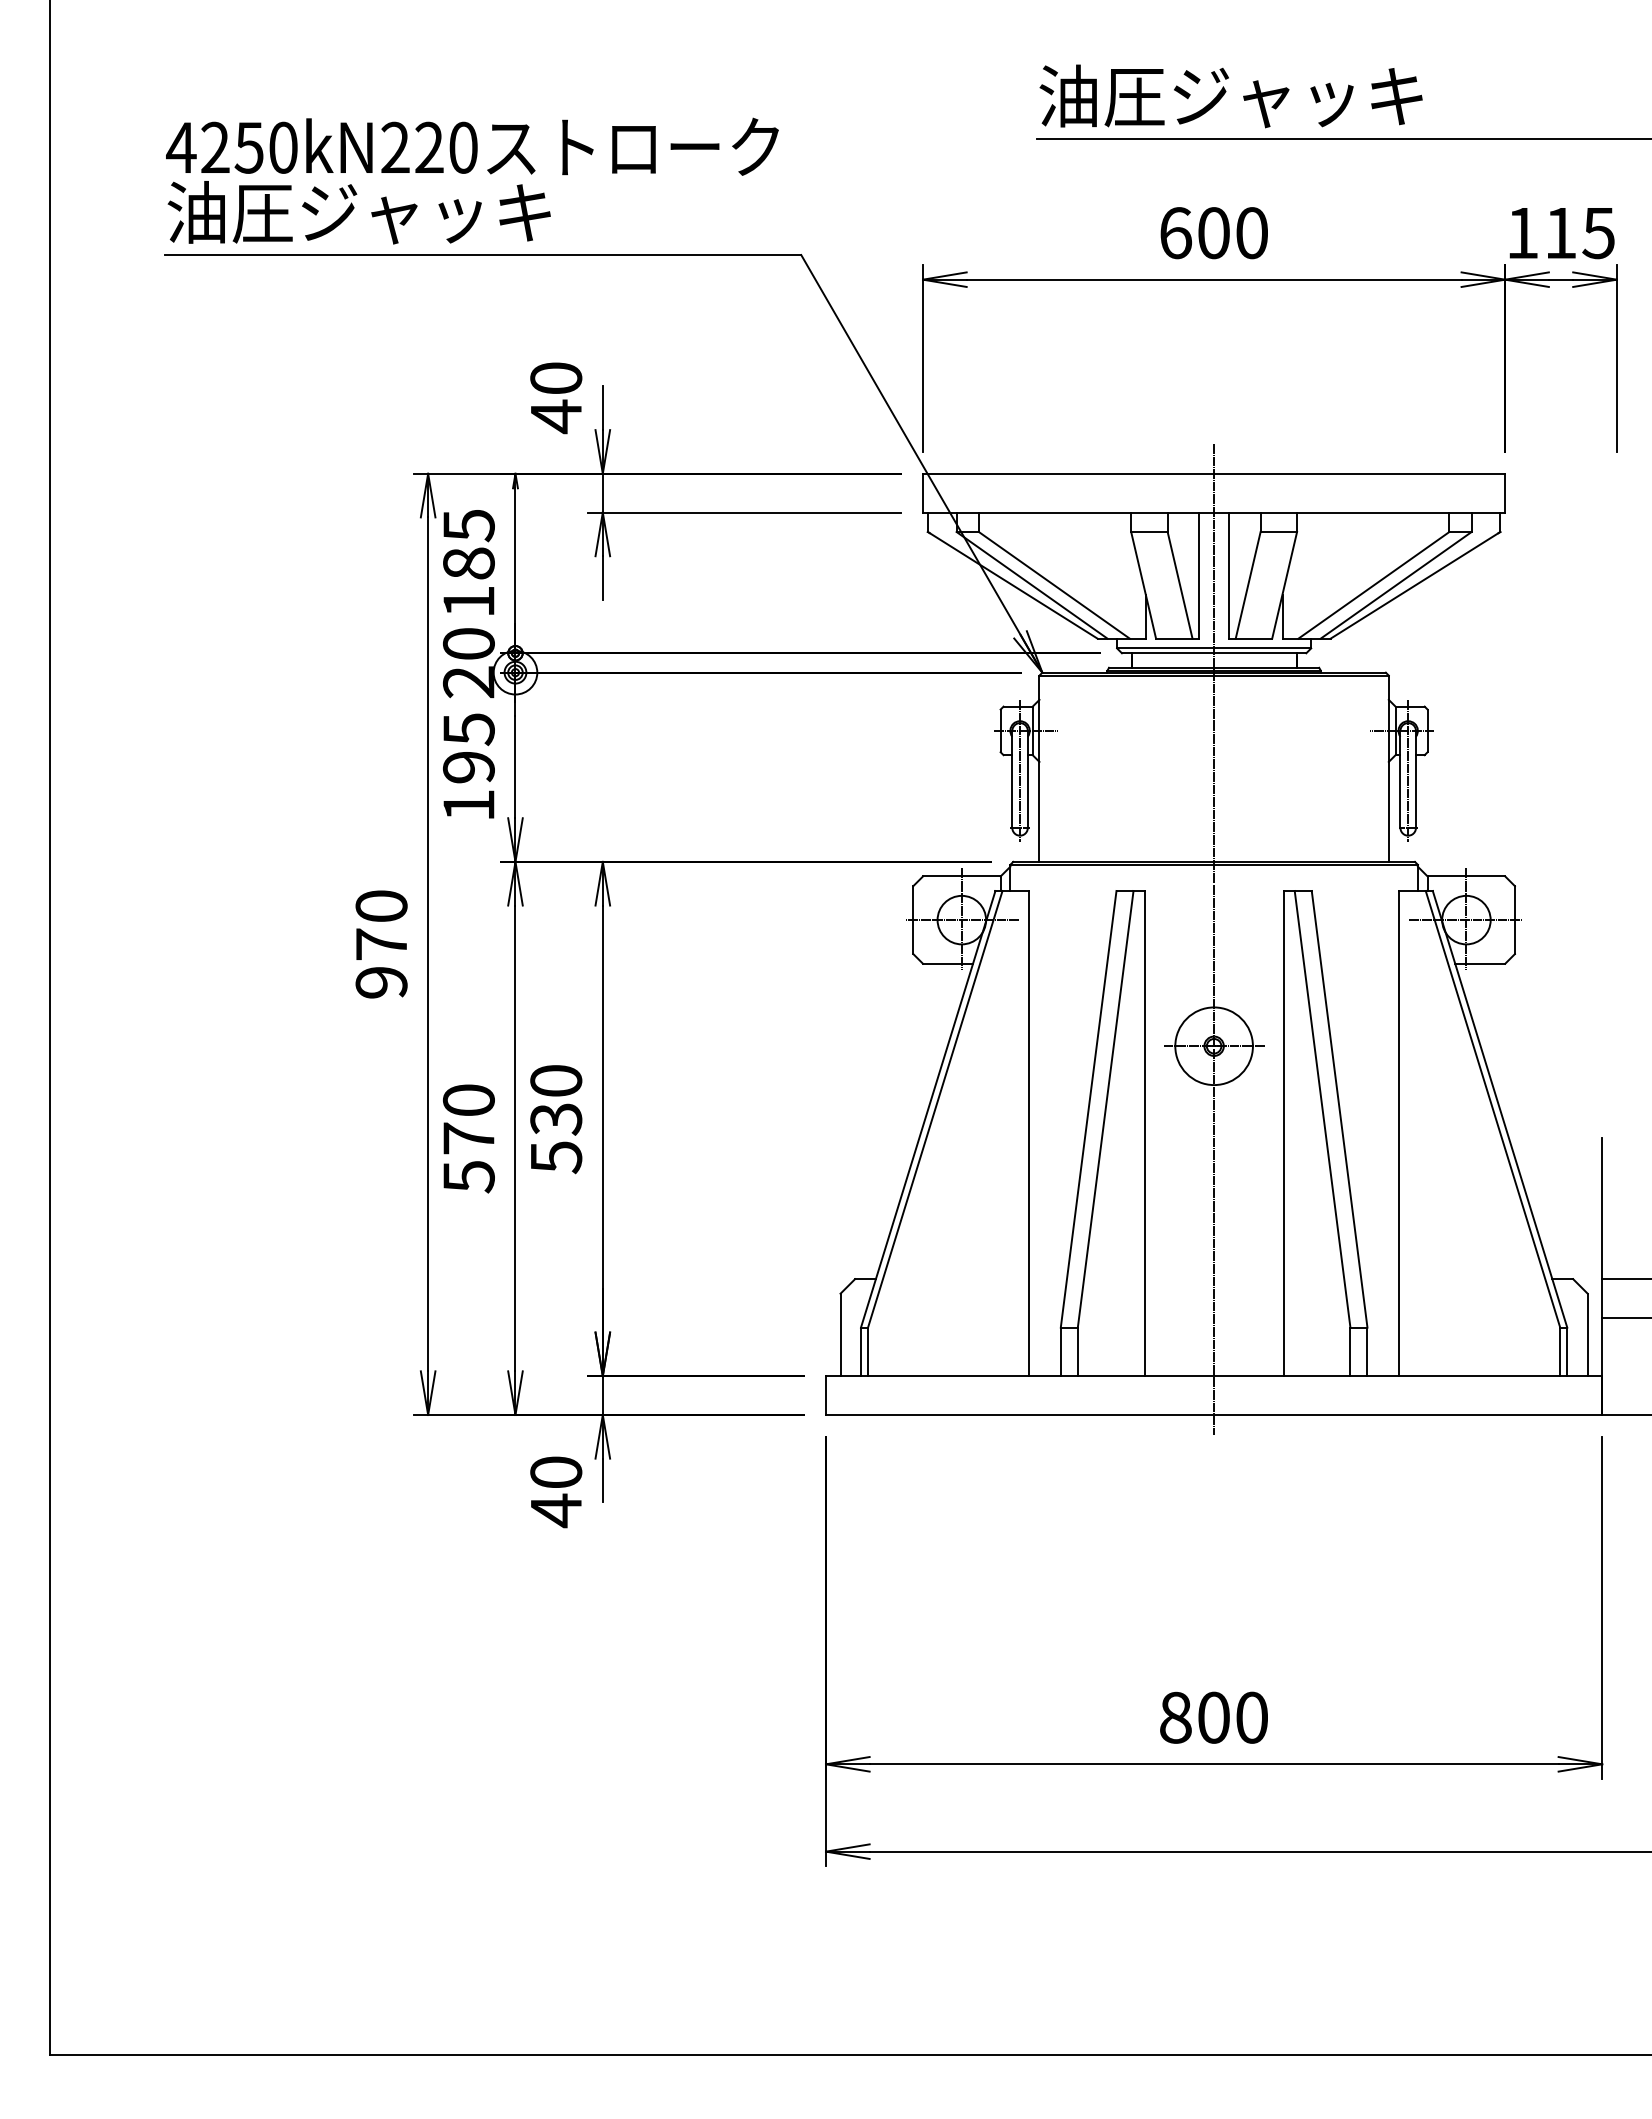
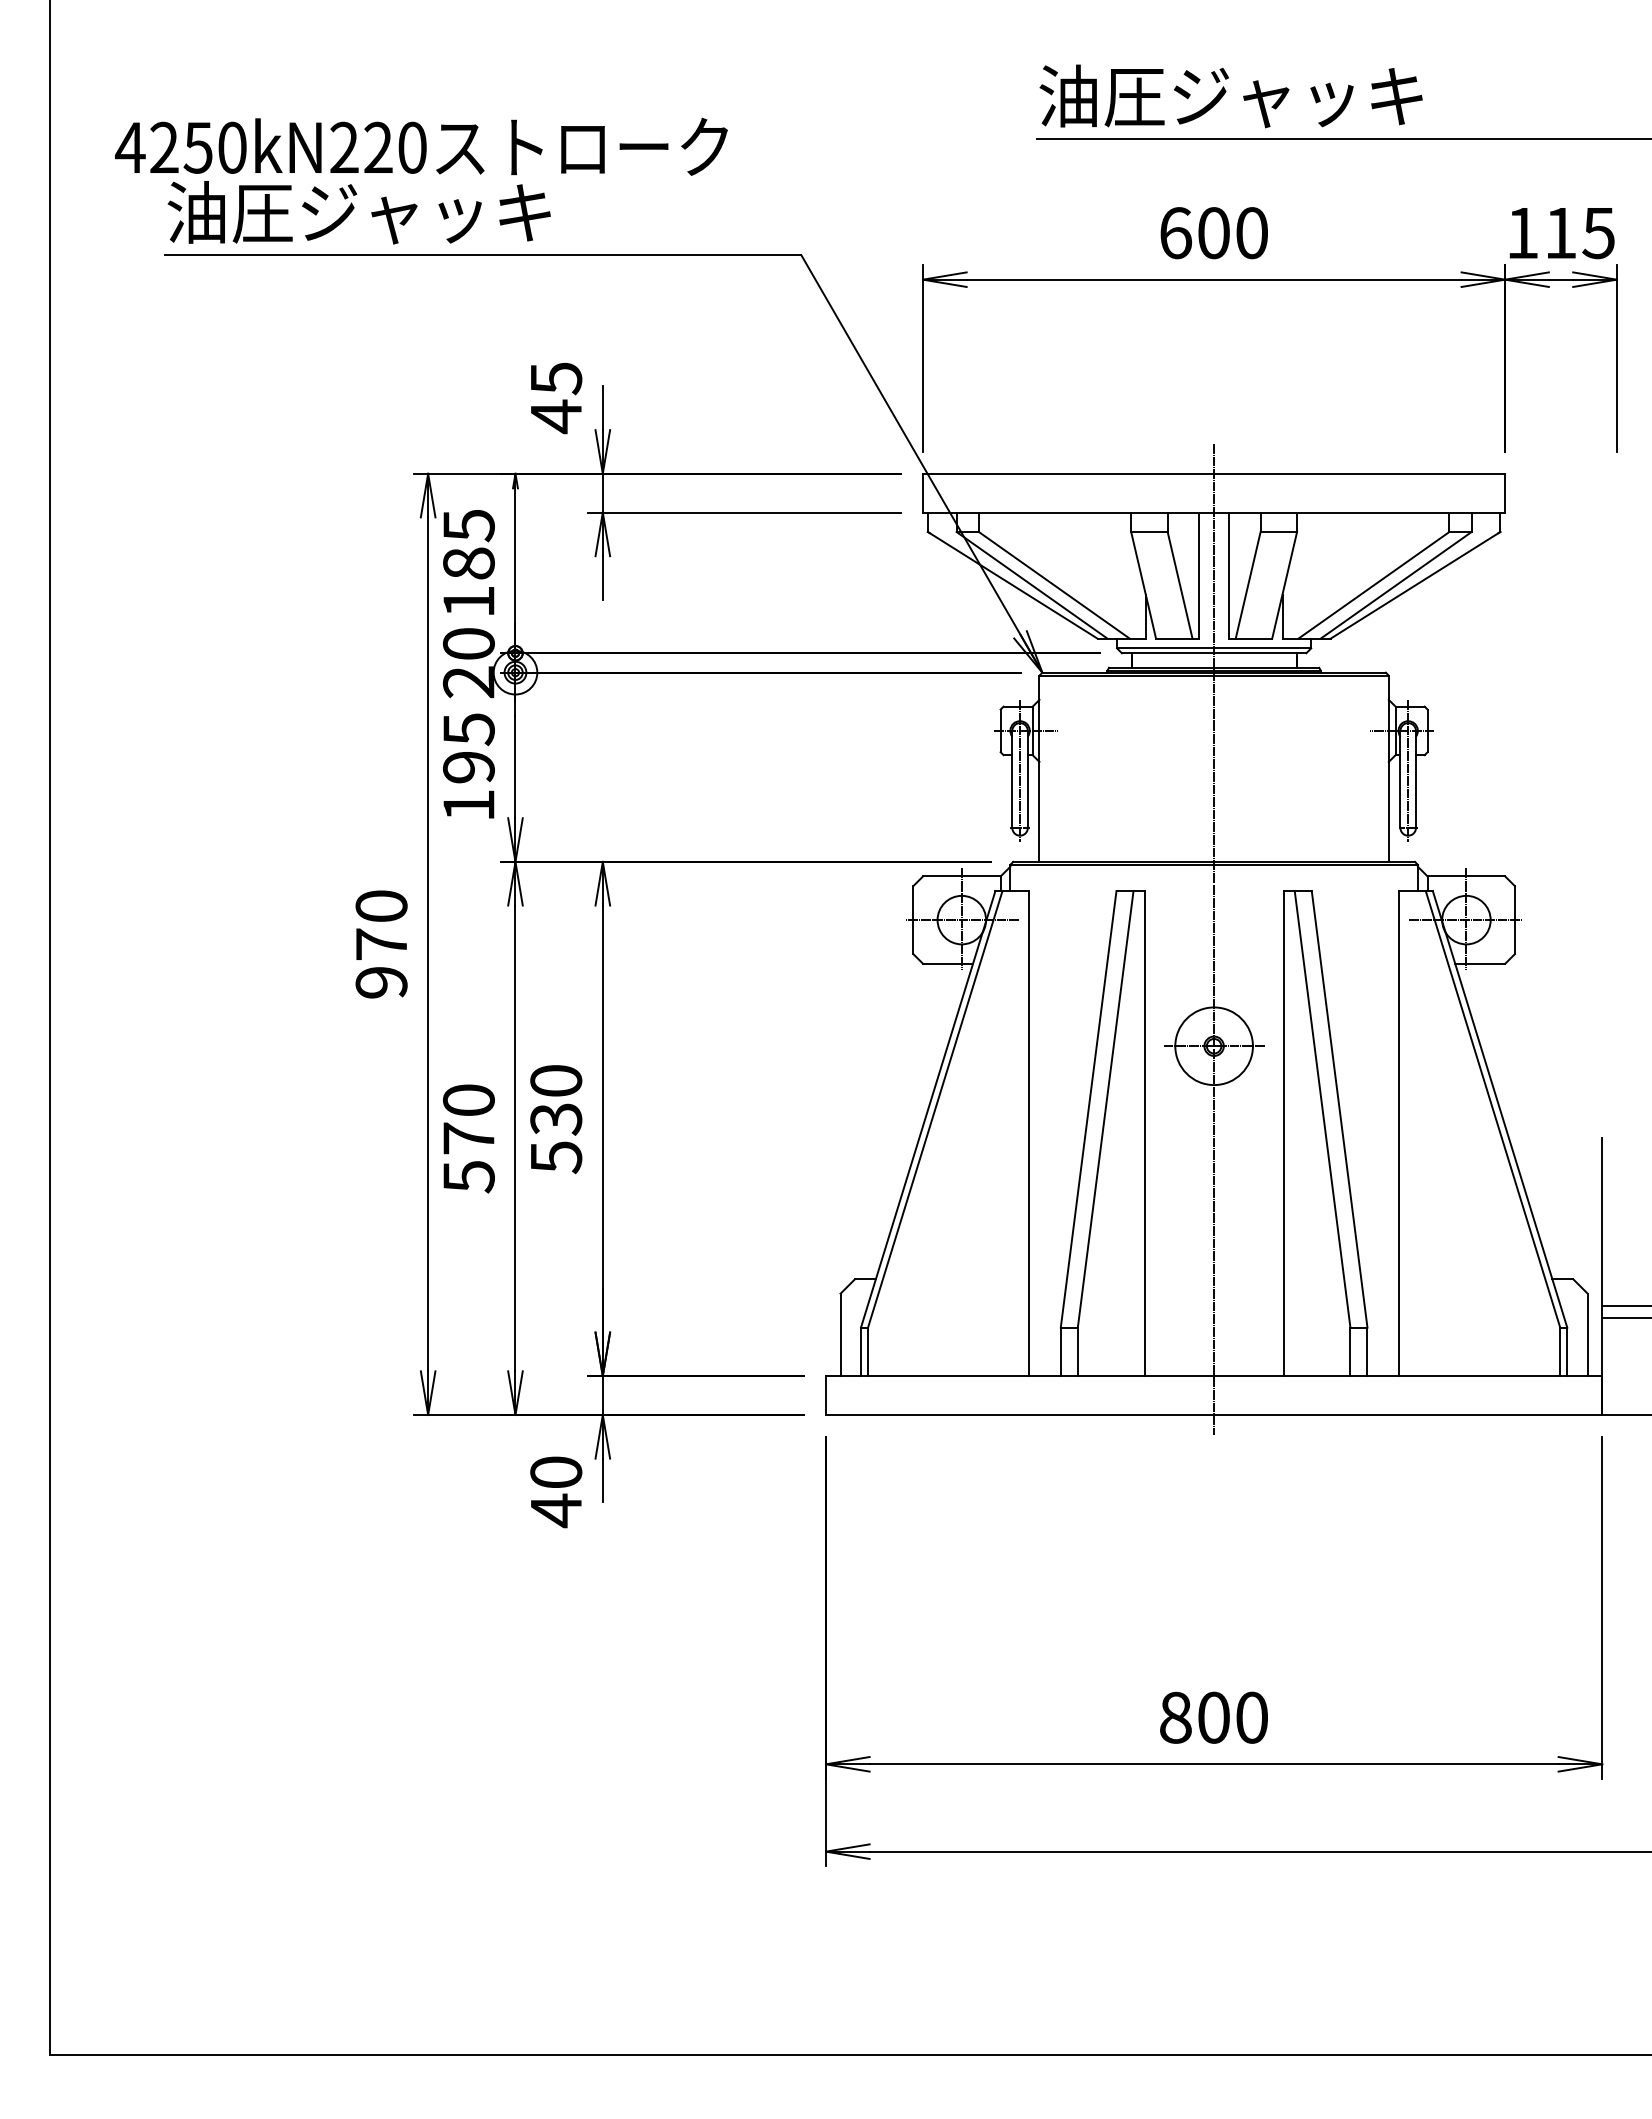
text position: (472, 146) -> (421, 146) (421, 146)
text: 40 -> 45 (556, 378)
line position: (1625, 1279) -> (1625, 1306) (1625, 1306)
